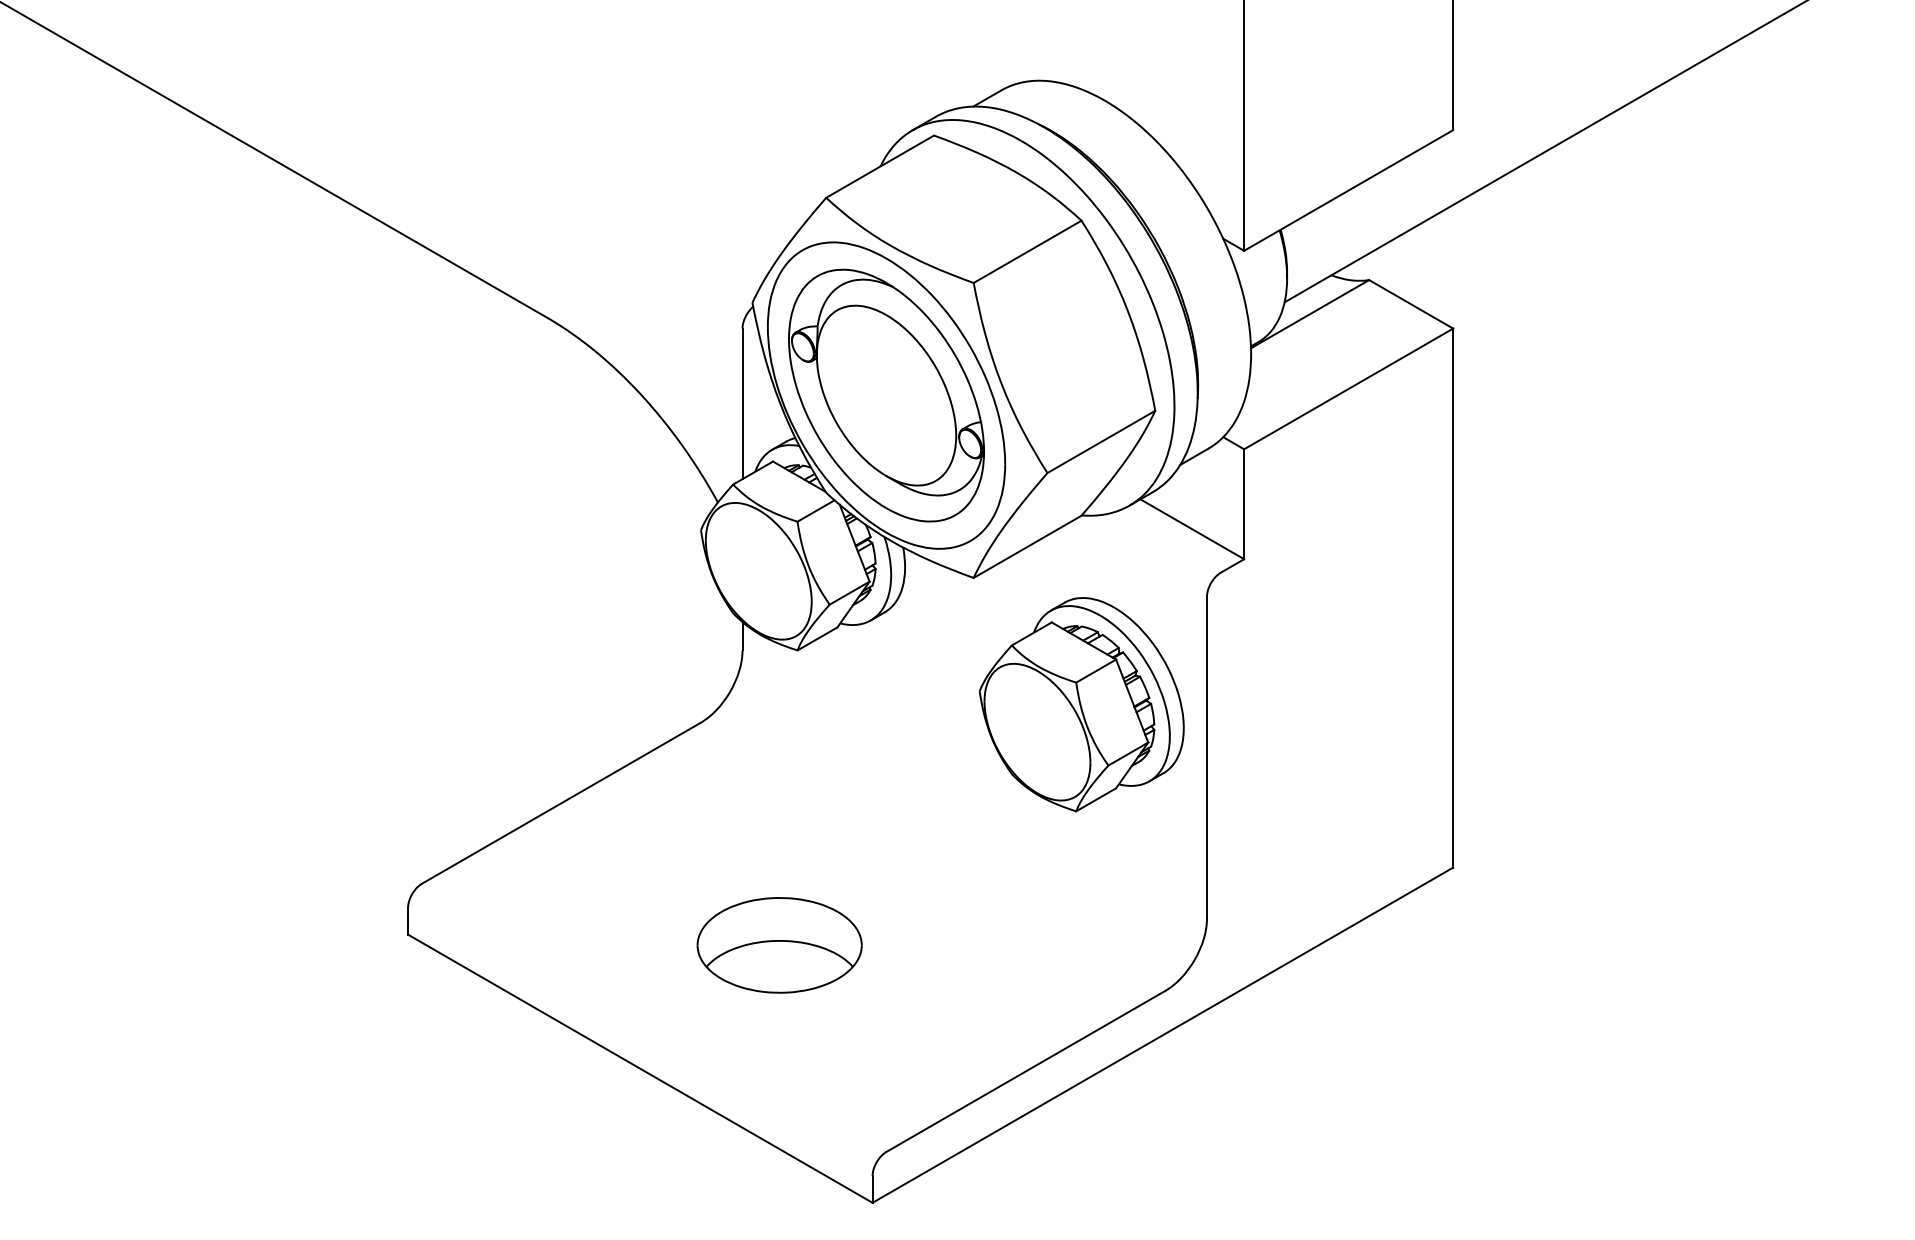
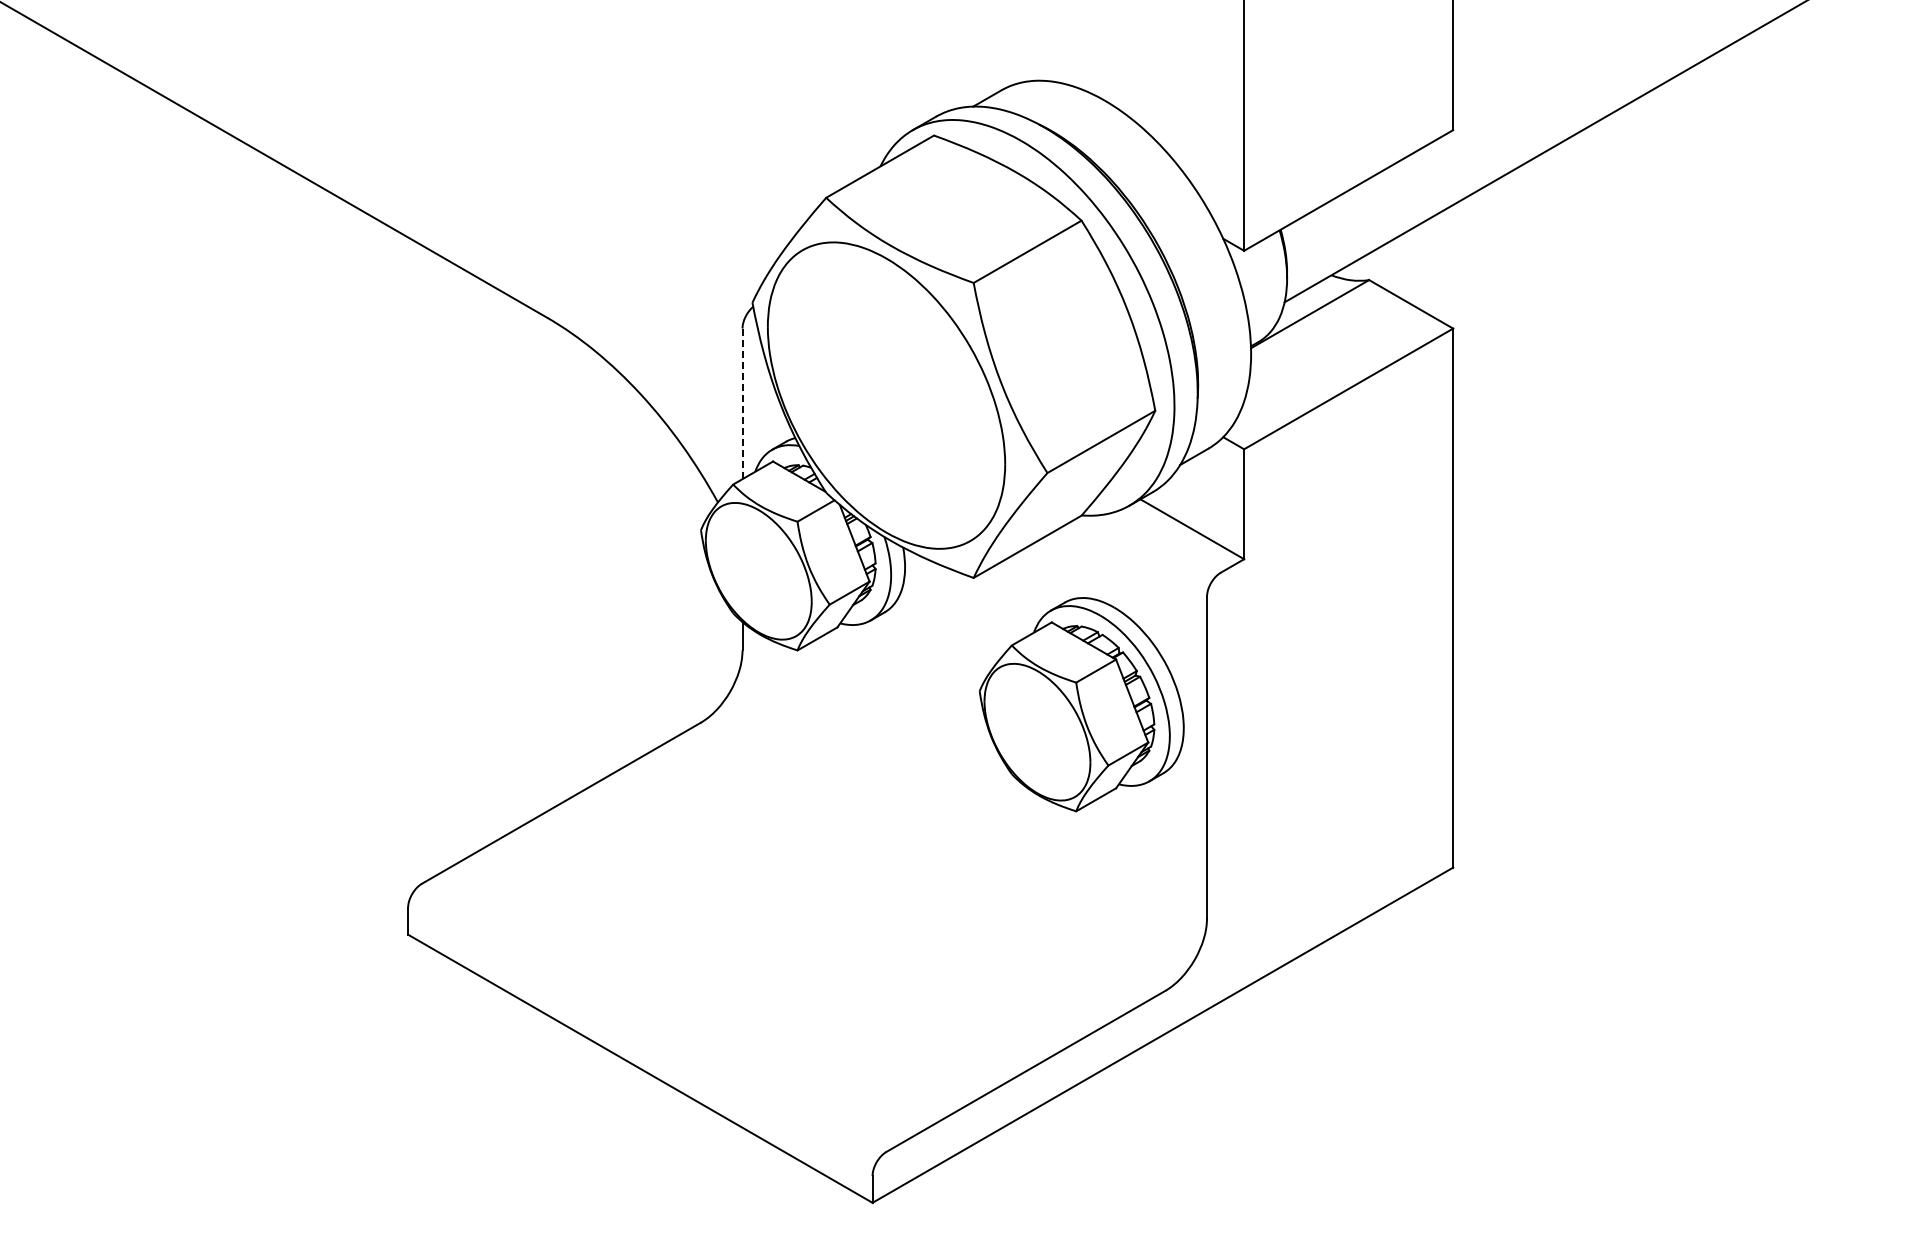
part: present -> none (886, 395)
line: solid -> dashed (742, 403)
part: present -> none (779, 945)
